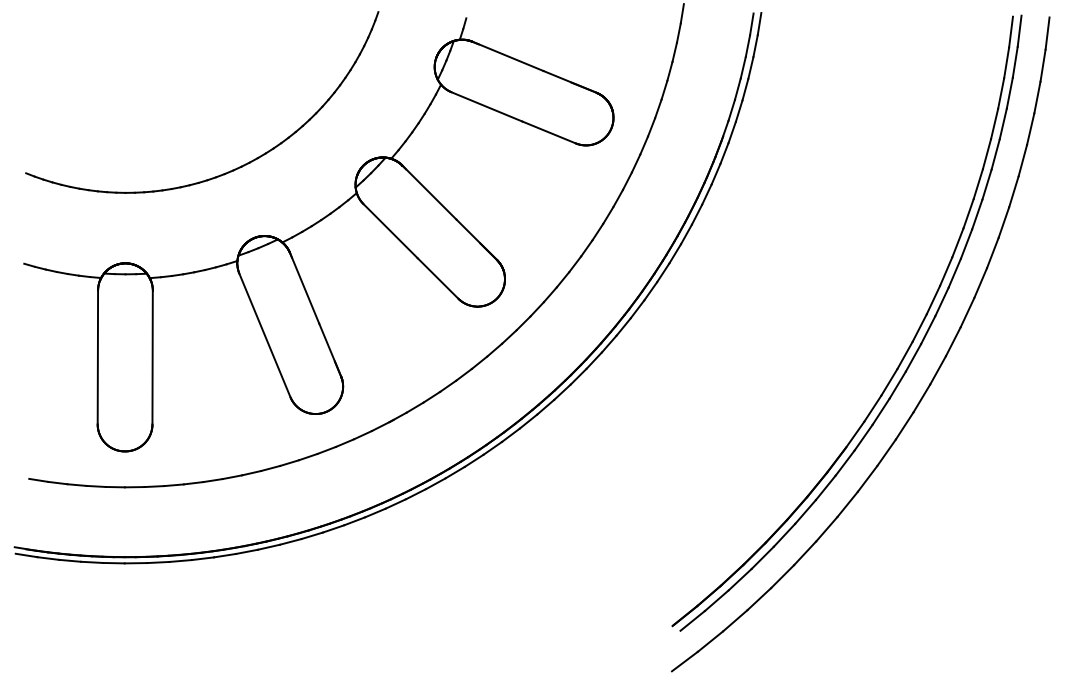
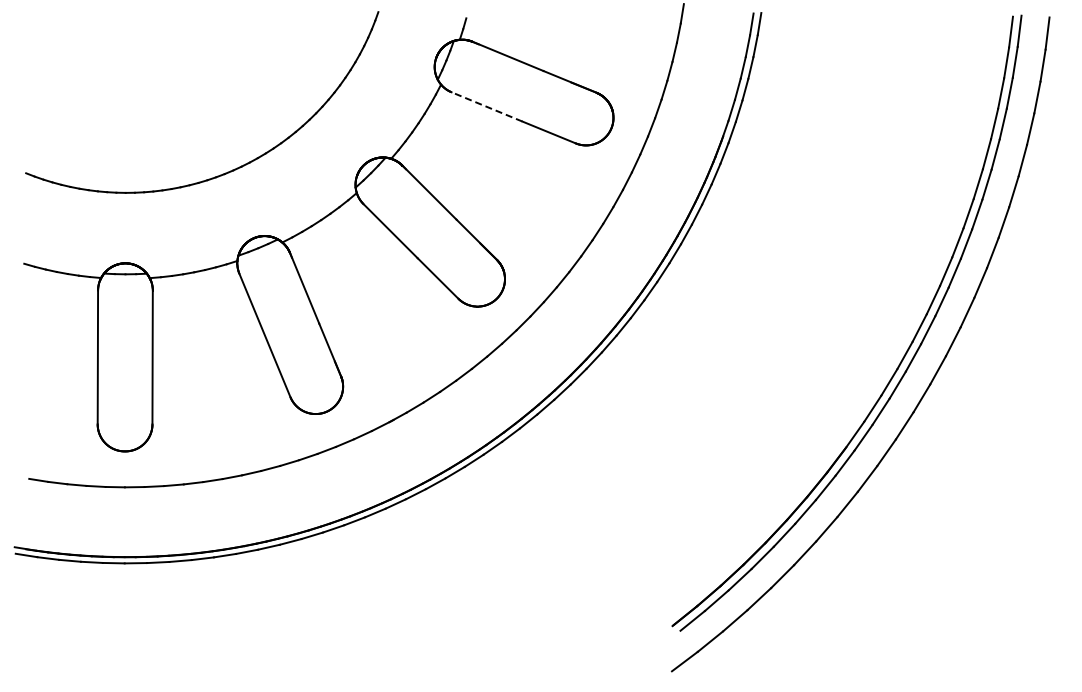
line: solid -> dashed (486, 106)
